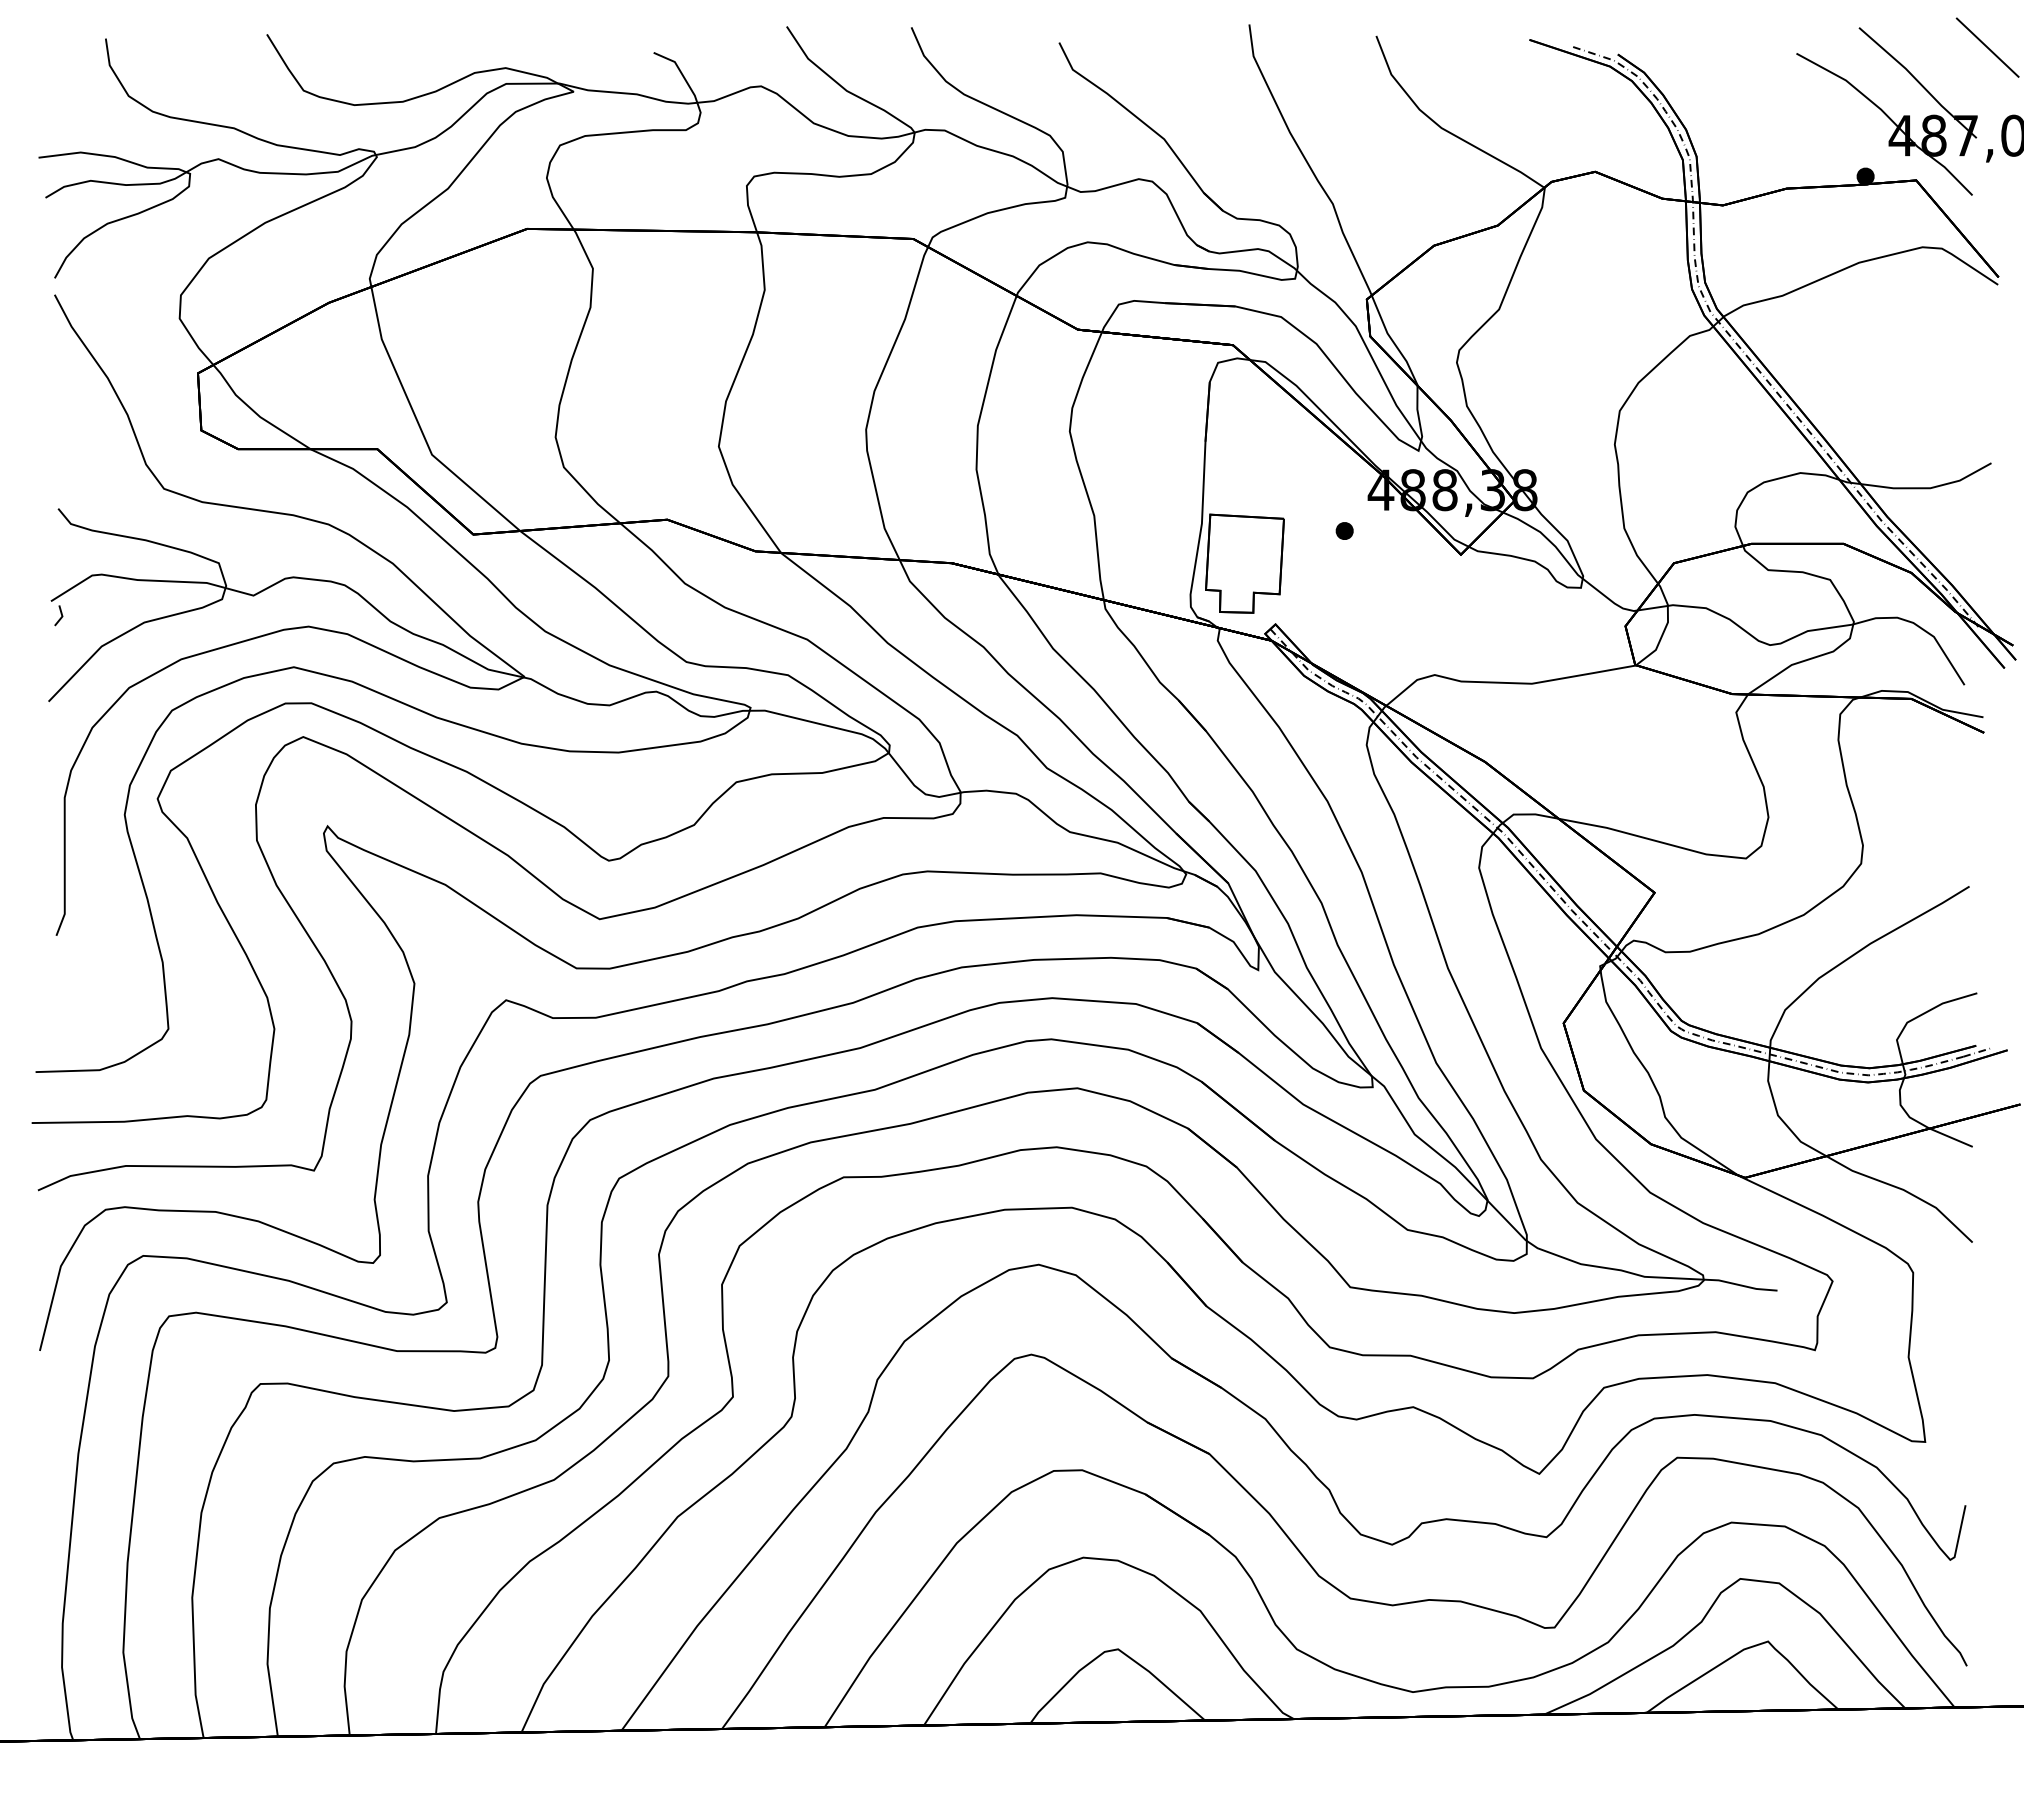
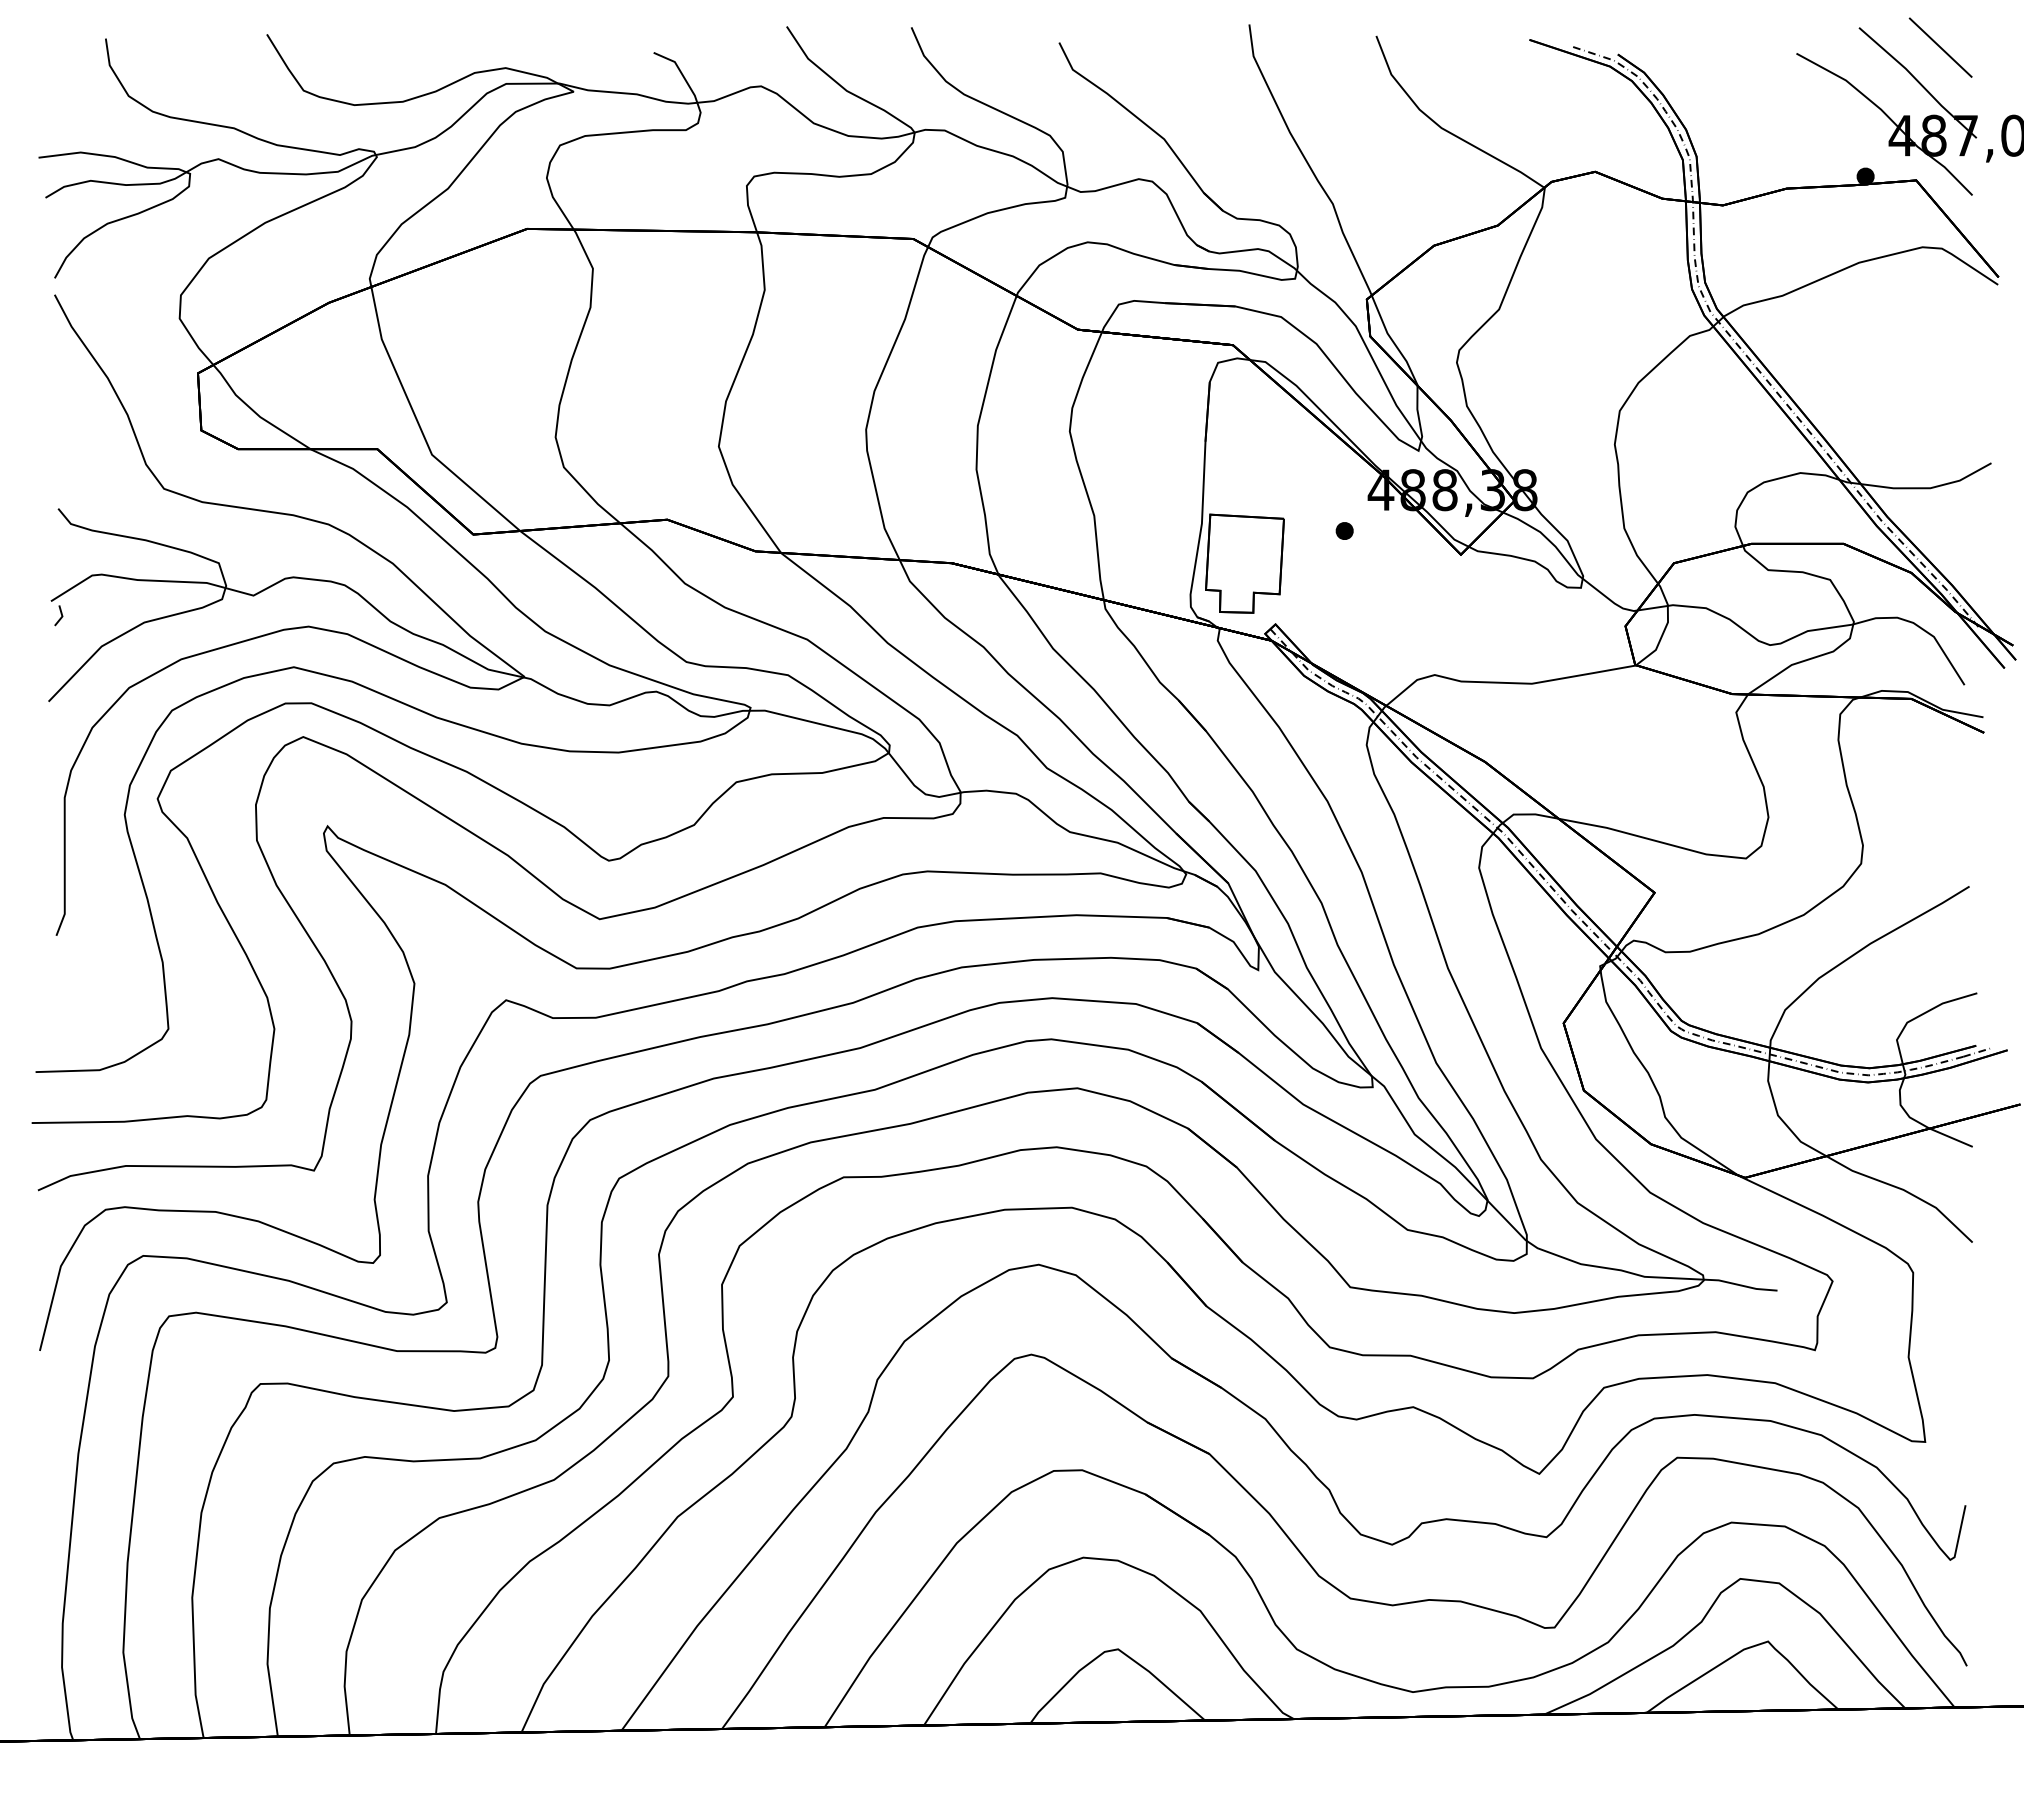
line position: (1987, 47) -> (1940, 47) (1940, 47)
